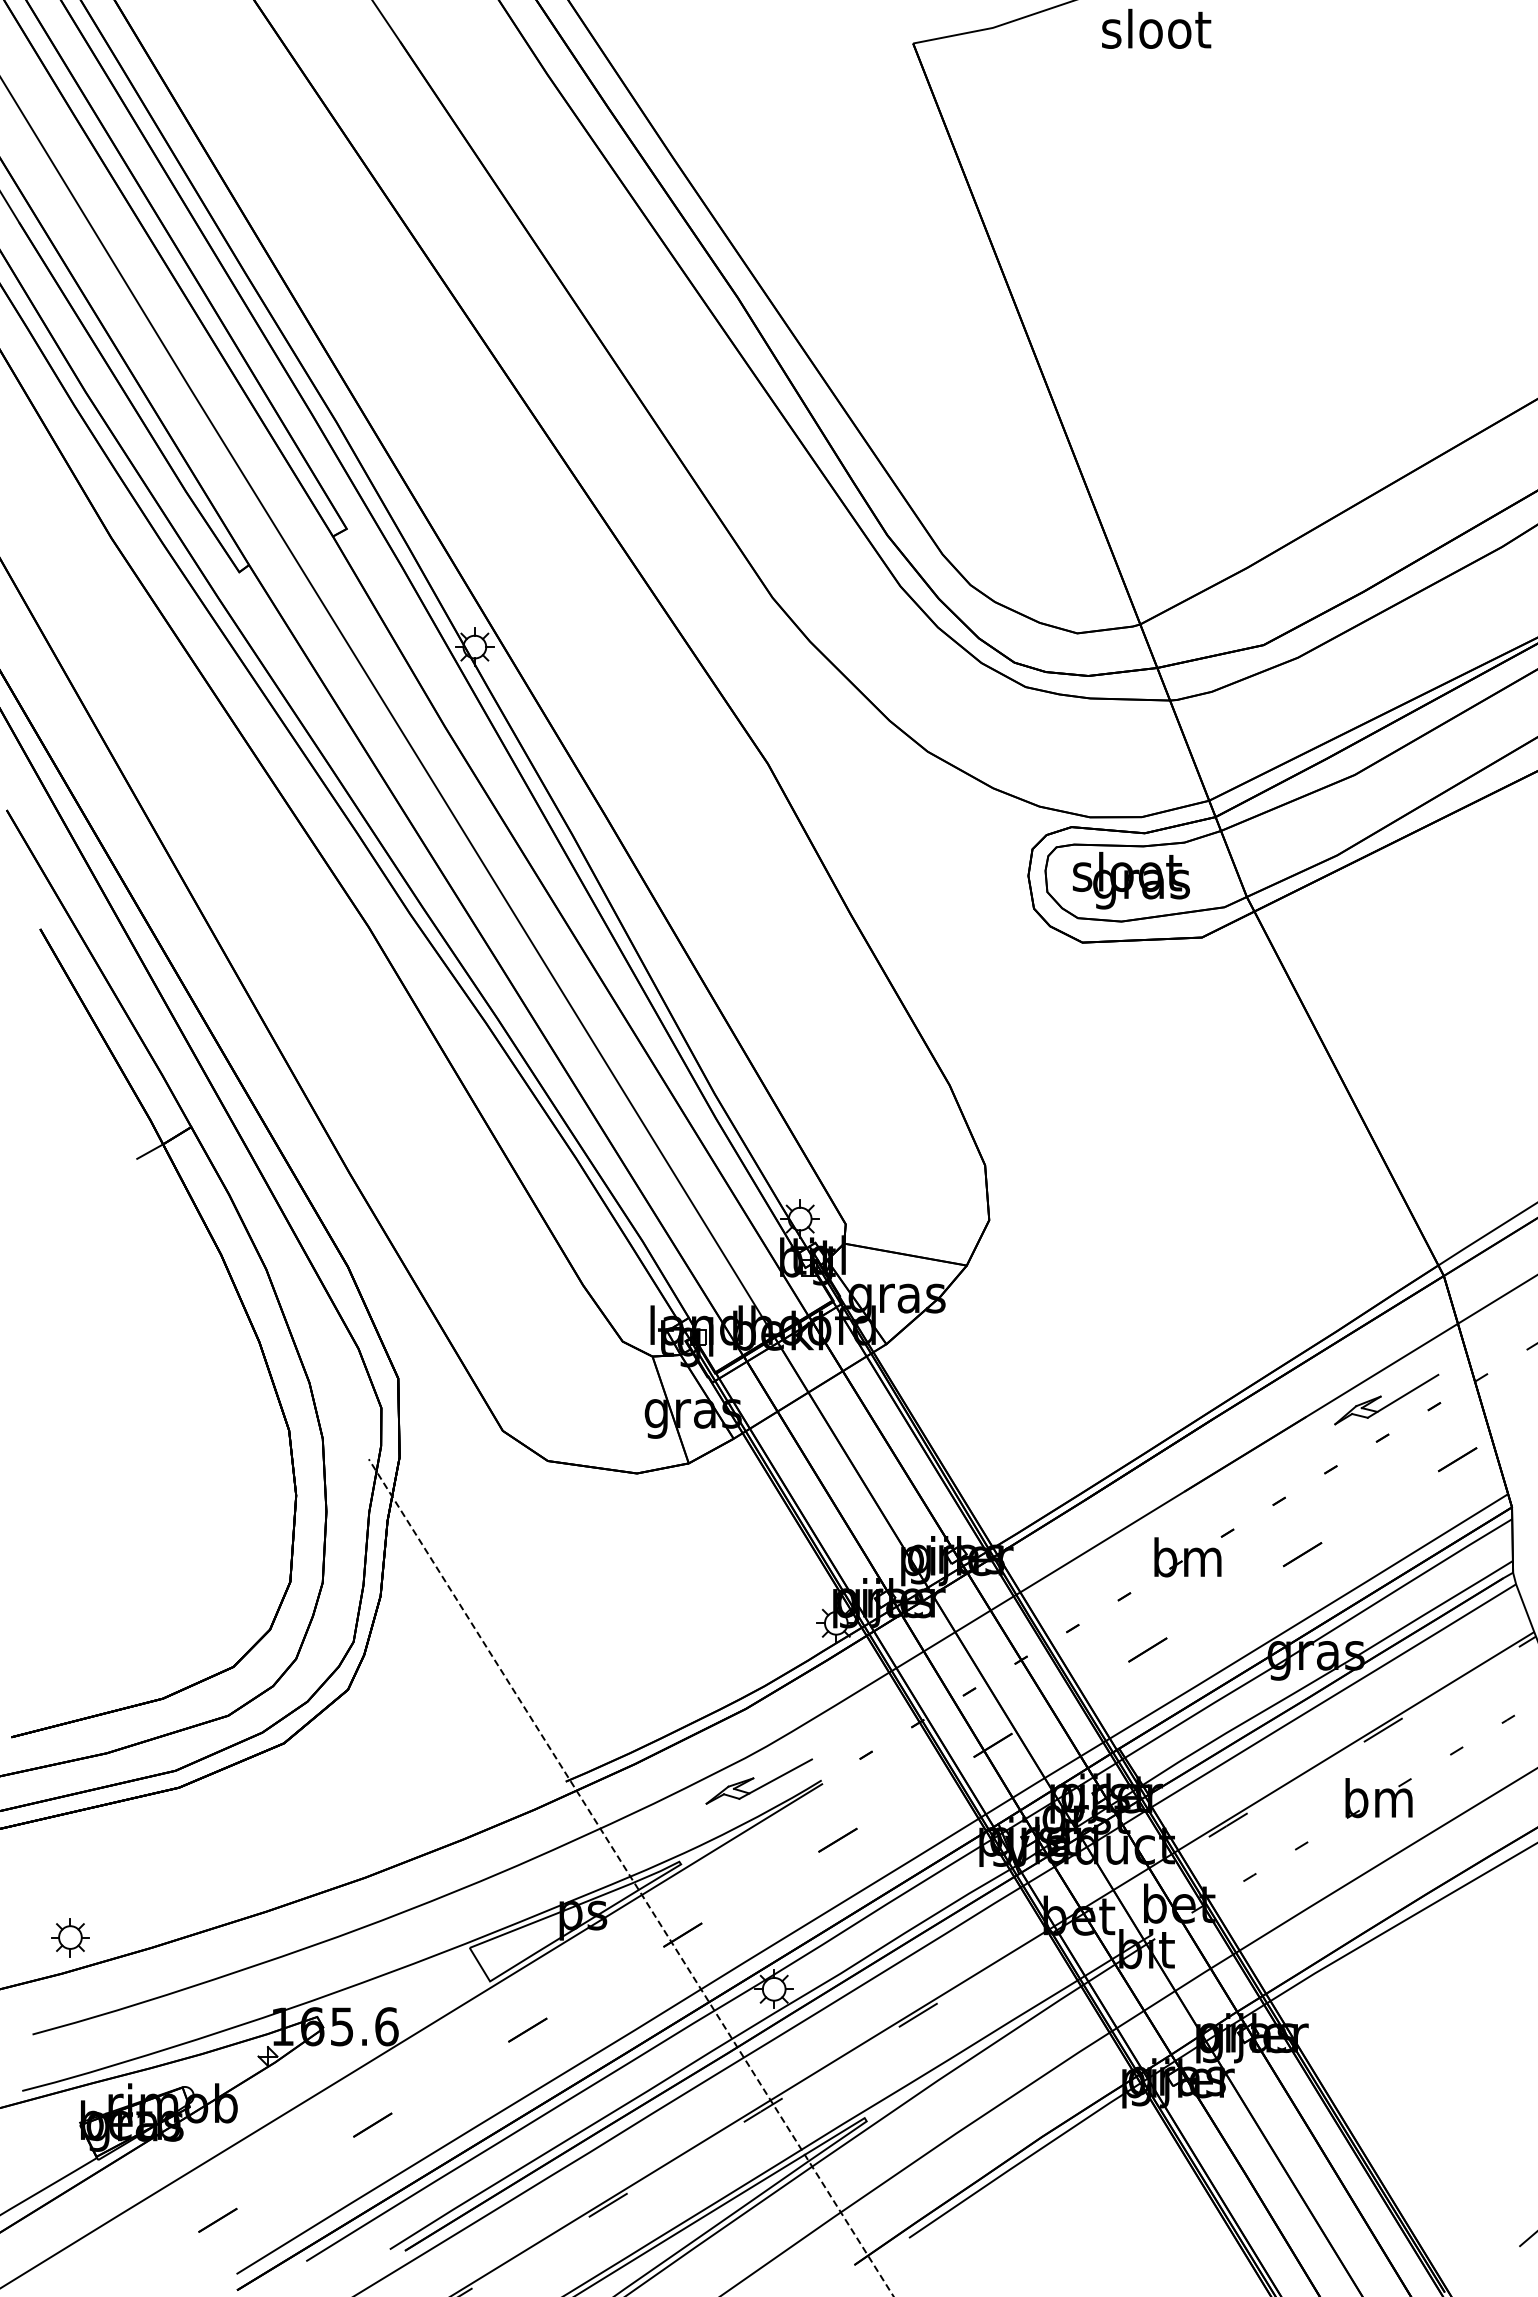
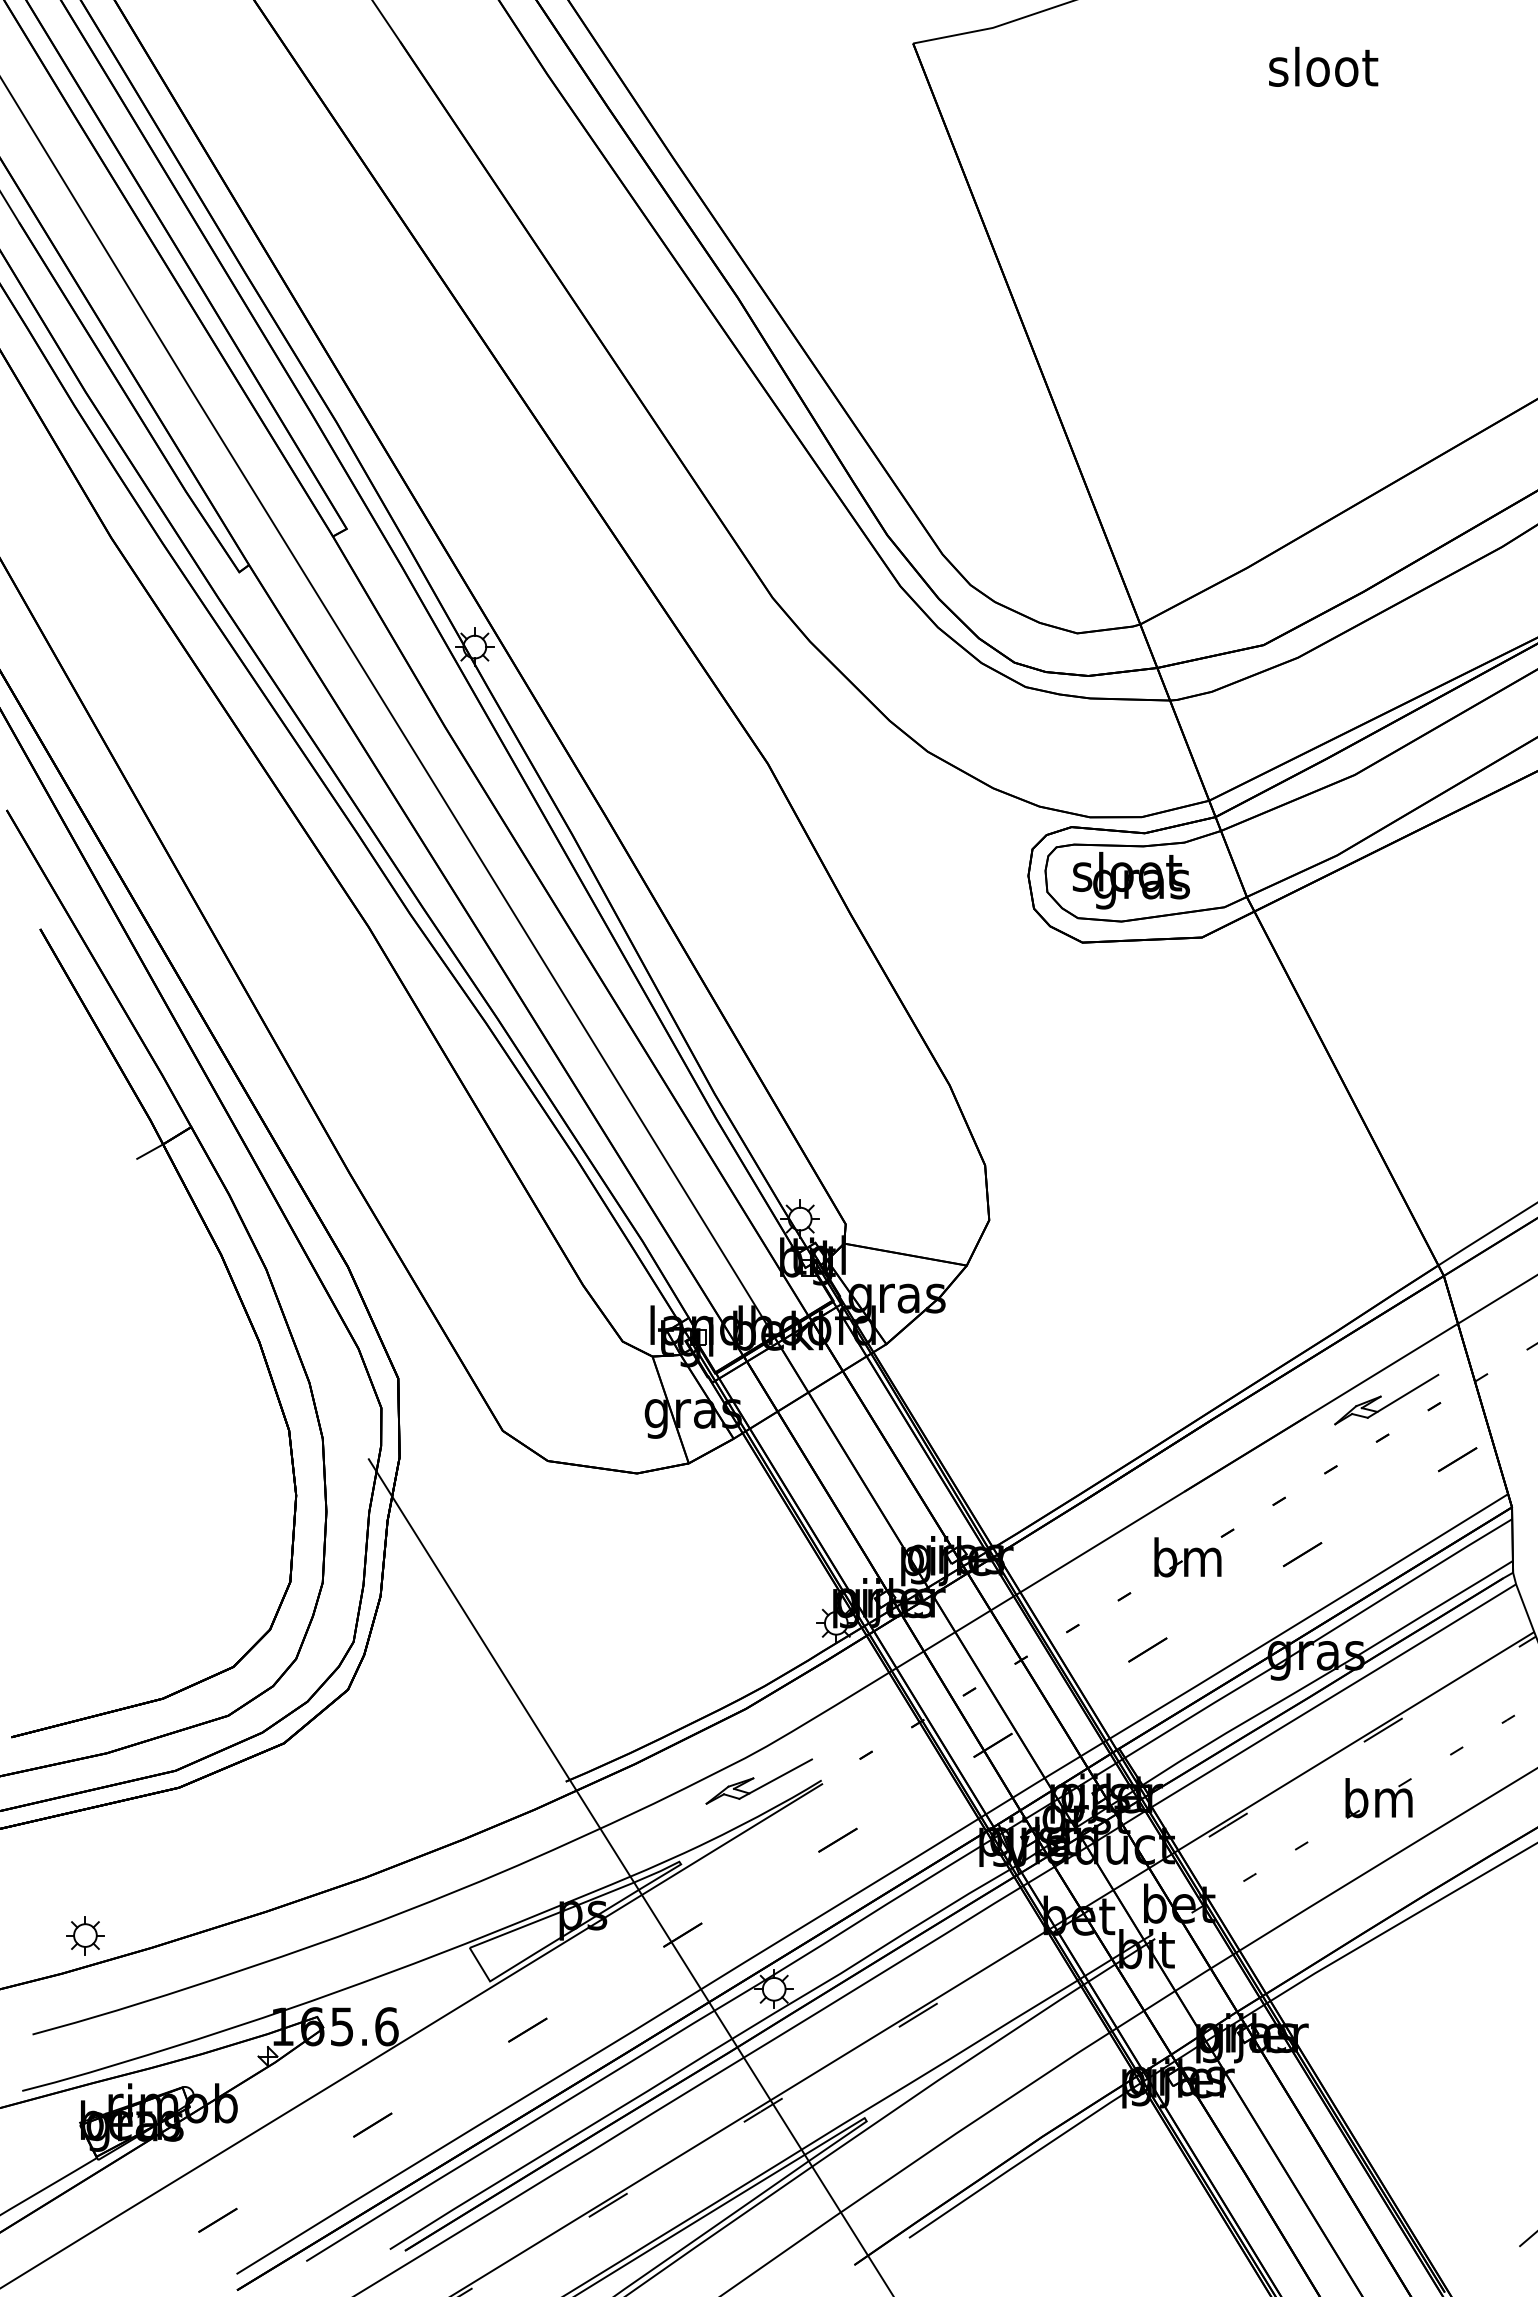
text position: (1156, 28) -> (1323, 66) (1323, 66)
line: dashed -> solid (631, 1877)
part position: (70, 1937) -> (85, 1935) (85, 1935)
